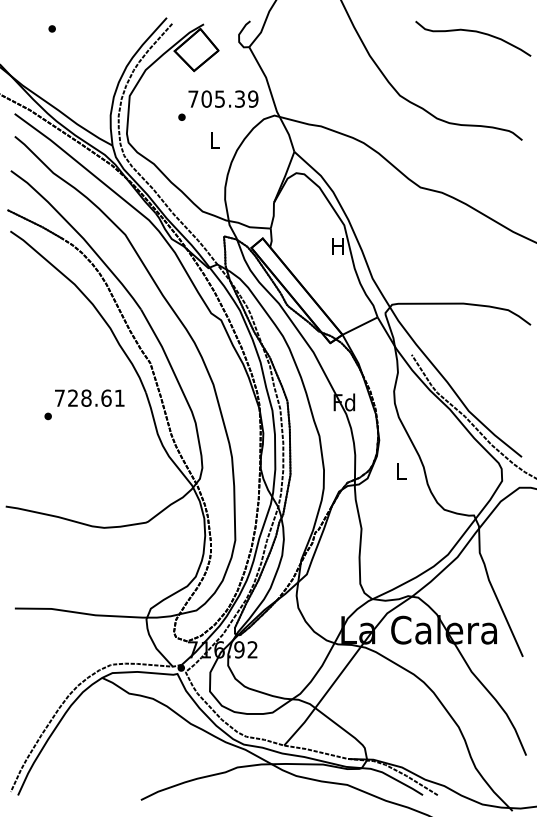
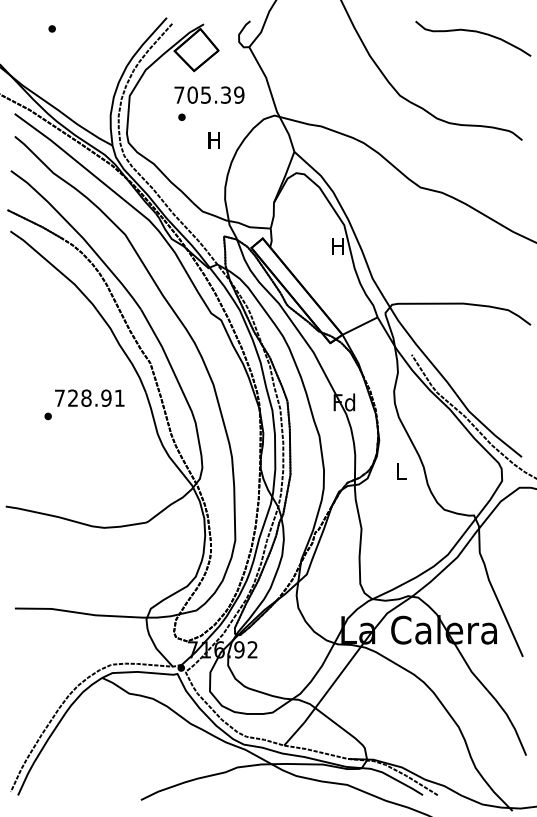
text position: (223, 98) -> (209, 94) (209, 94)
text: L -> H (213, 140)
text: 728.61 -> 728.91 (106, 397)
